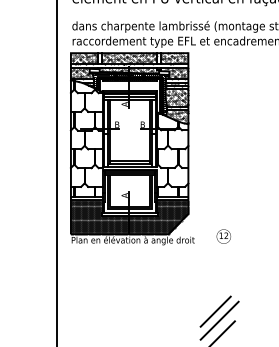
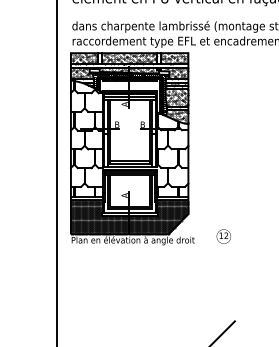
part: present -> none (219, 317)
